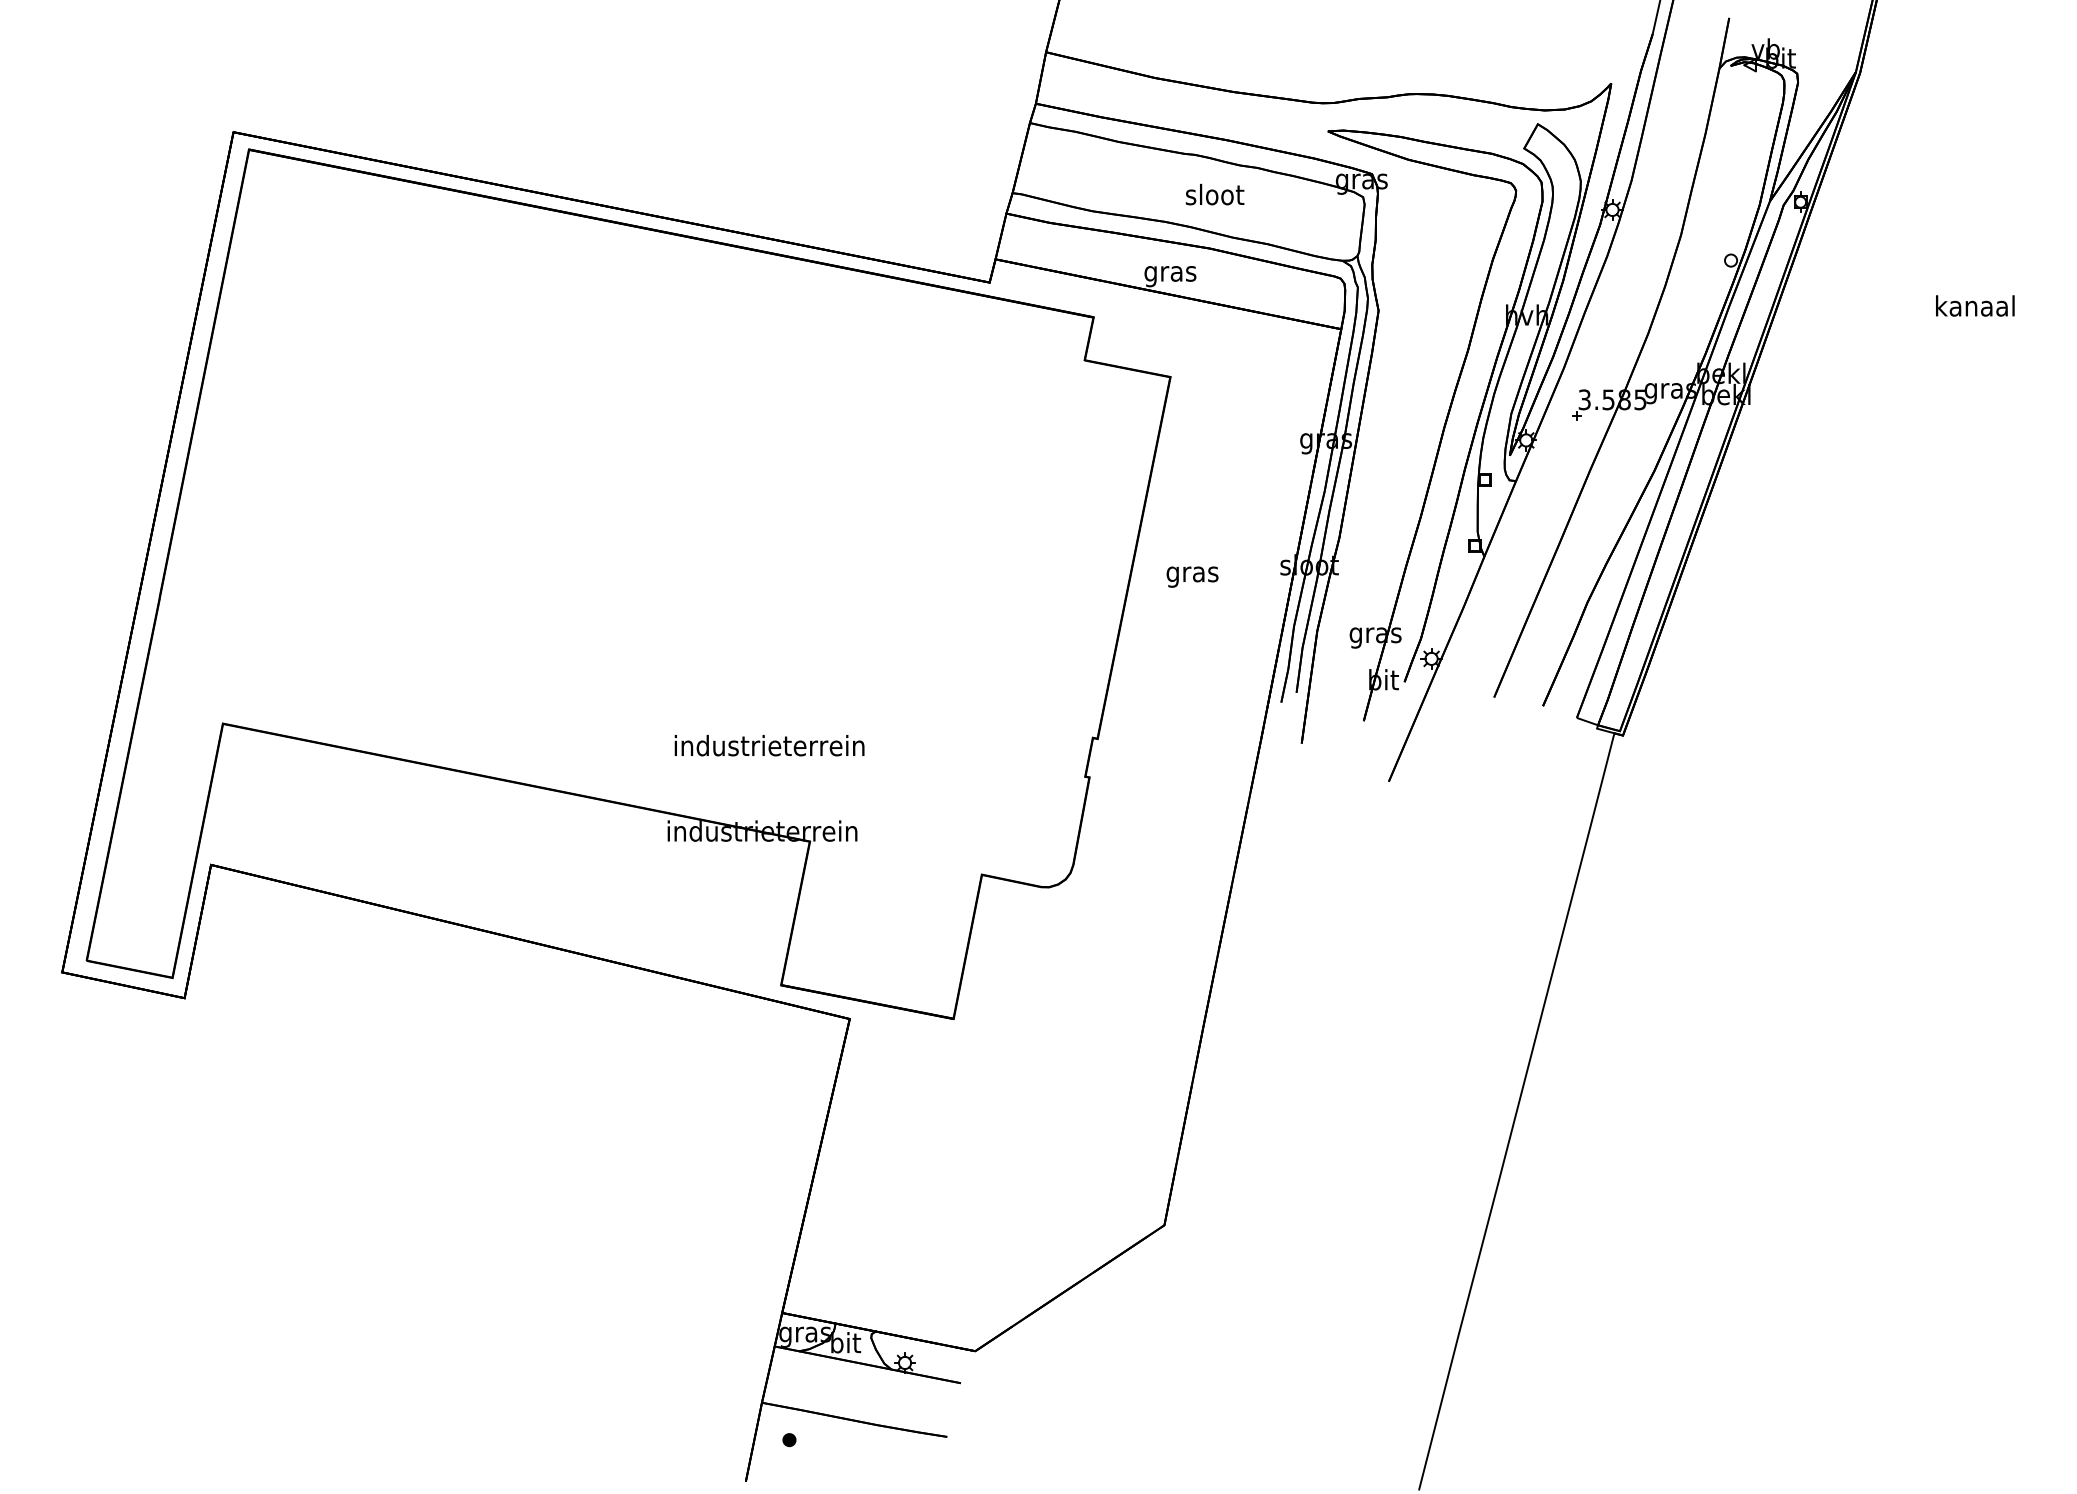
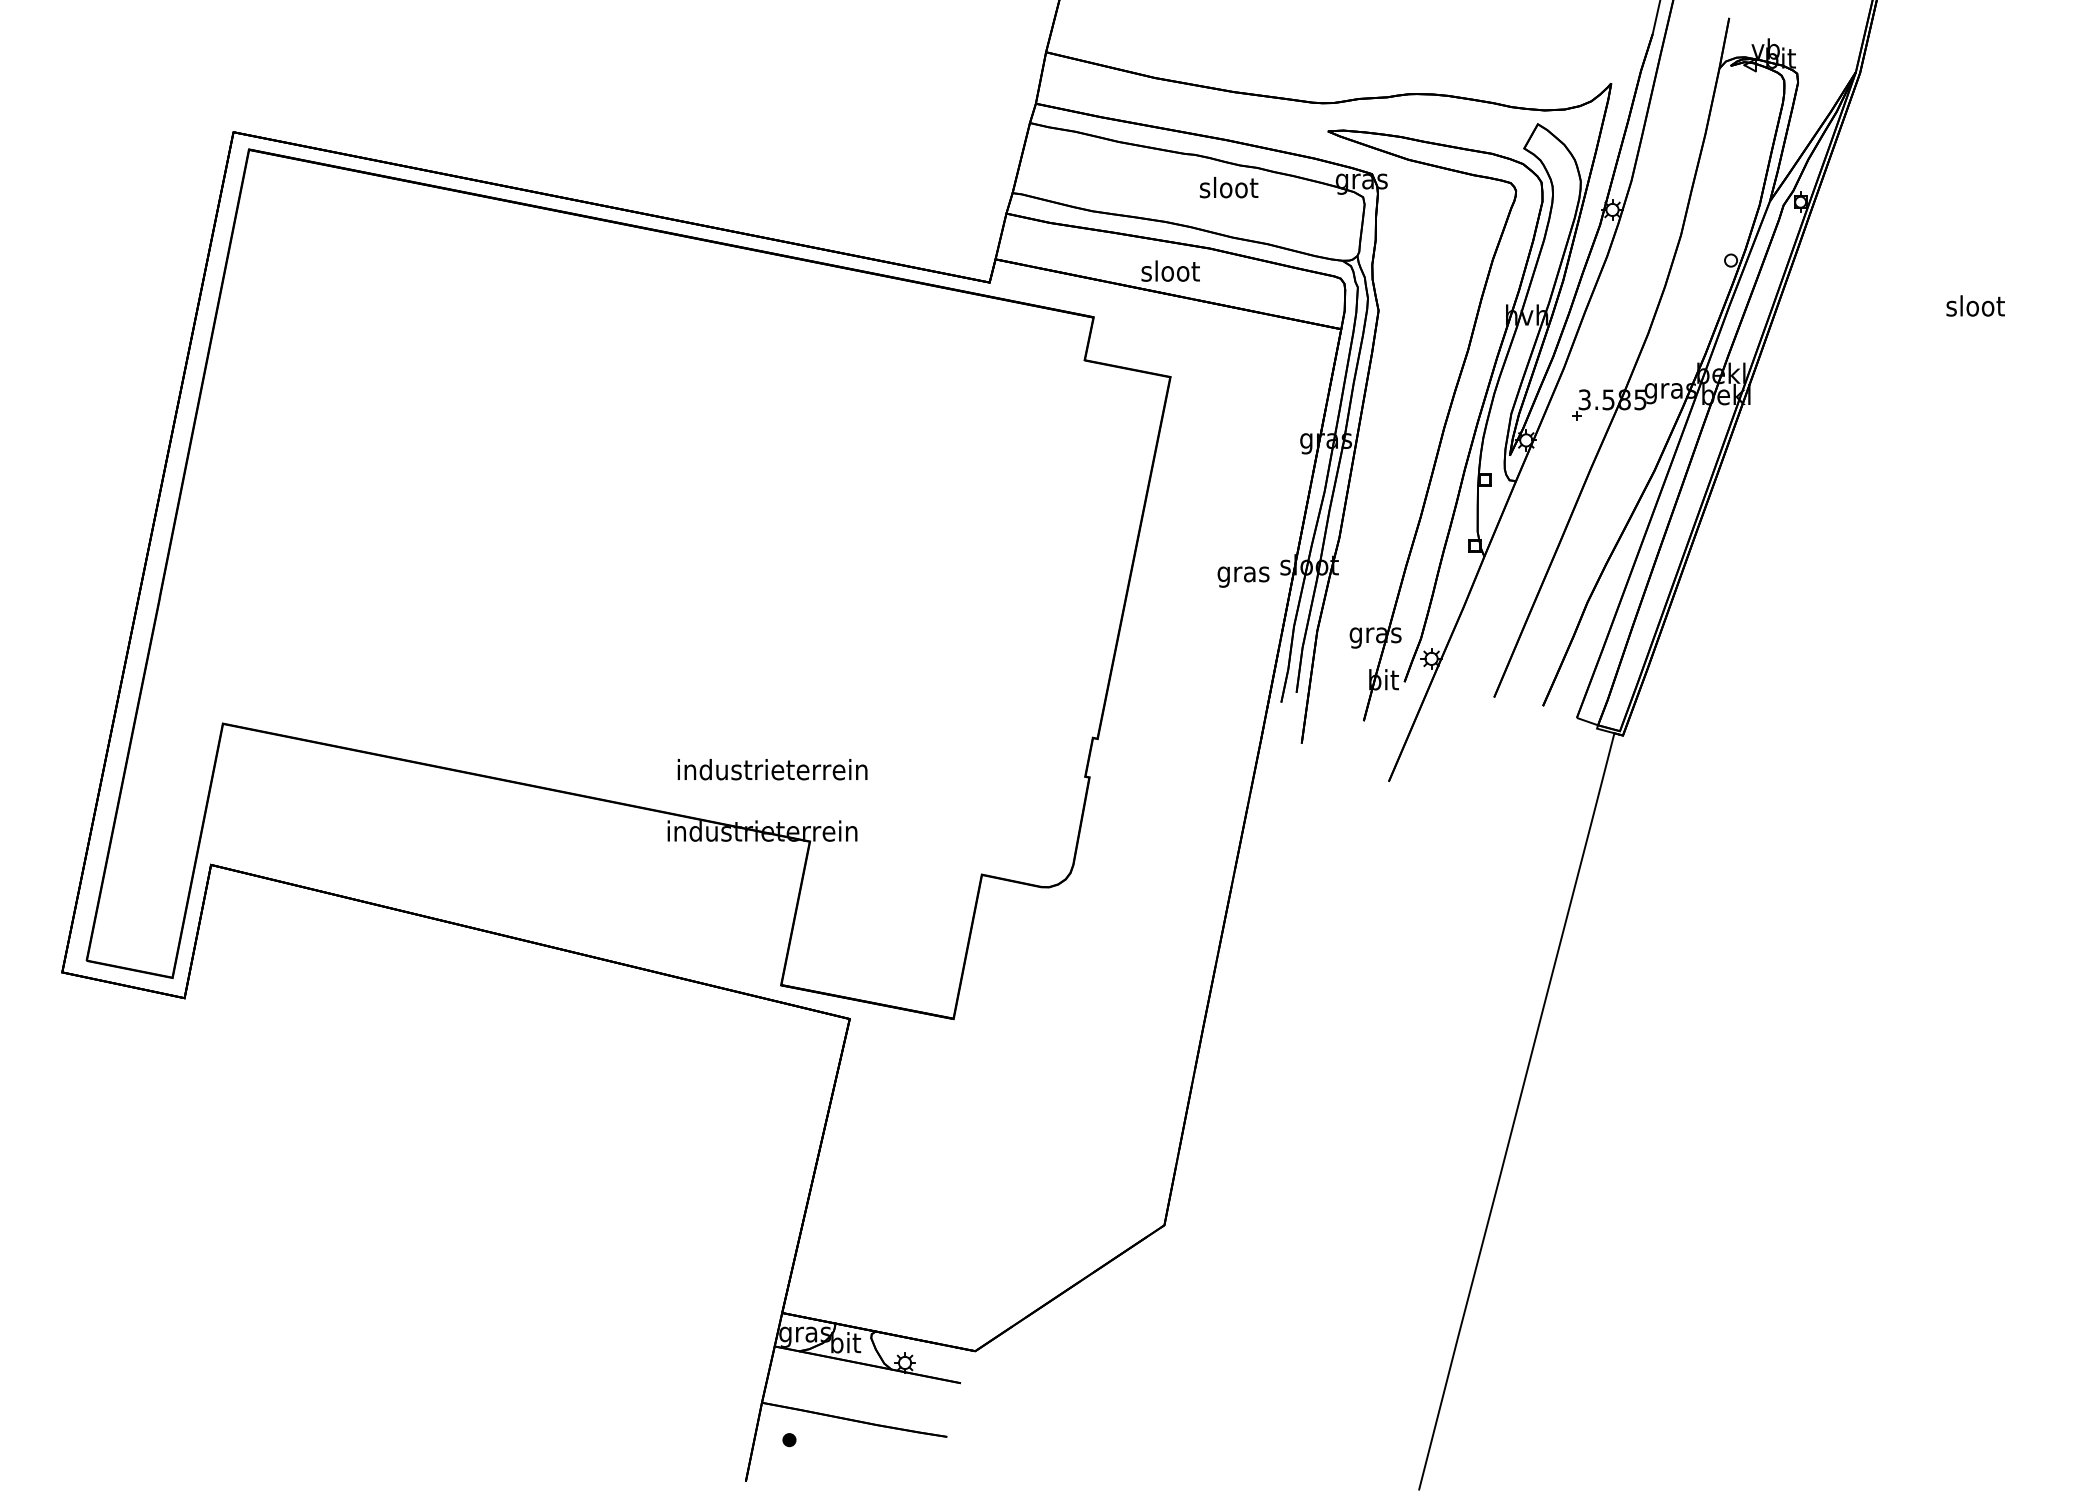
text position: (1214, 194) -> (1228, 187) (1228, 187)
text: gras -> sloot (1170, 273)
text: kanaal -> sloot (1975, 305)
text position: (1192, 576) -> (1243, 576) (1243, 576)
text position: (769, 745) -> (772, 769) (772, 769)
